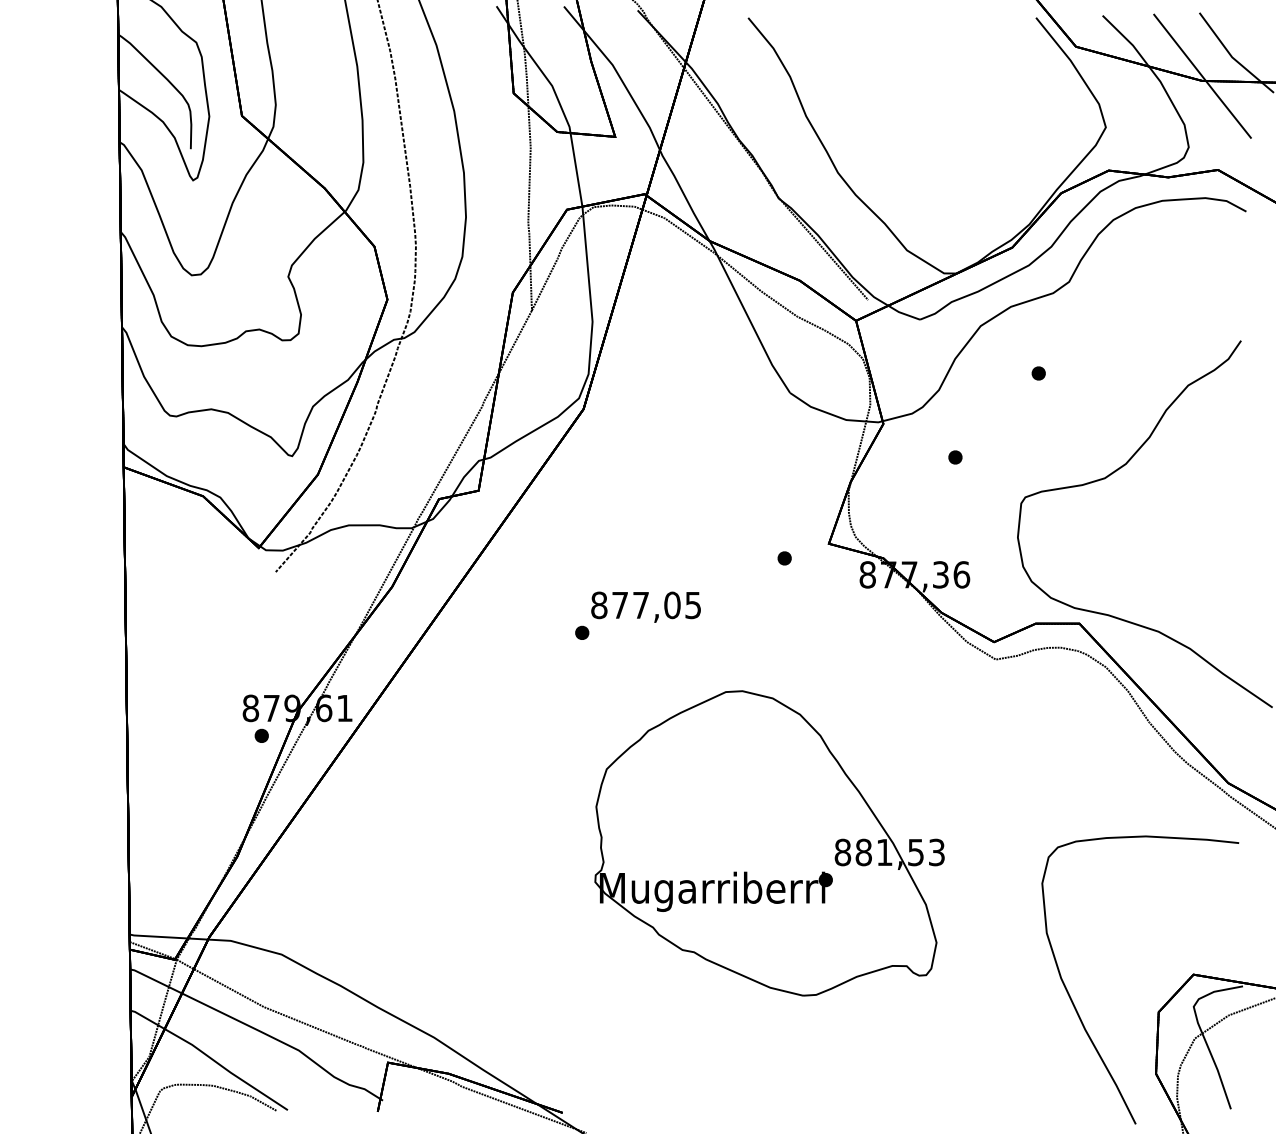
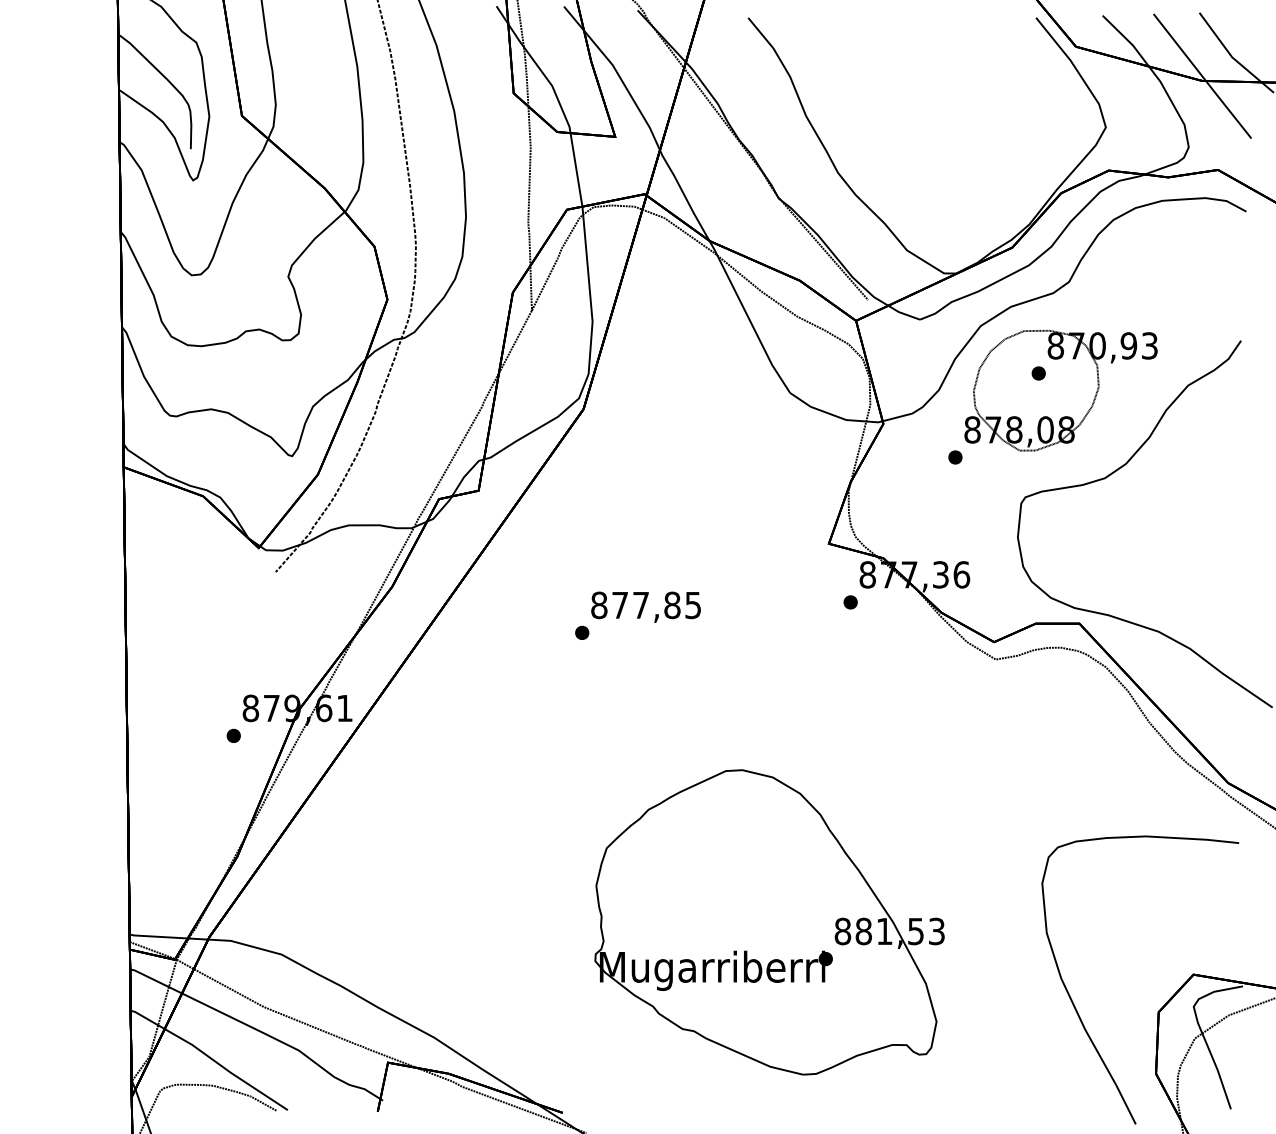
part: none -> present (1060, 390)
part position: (784, 558) -> (850, 602) (850, 602)
text: 877,05 -> 877,85 (672, 605)
part position: (261, 735) -> (233, 735) (233, 735)
part position: (769, 843) -> (769, 922) (769, 922)
